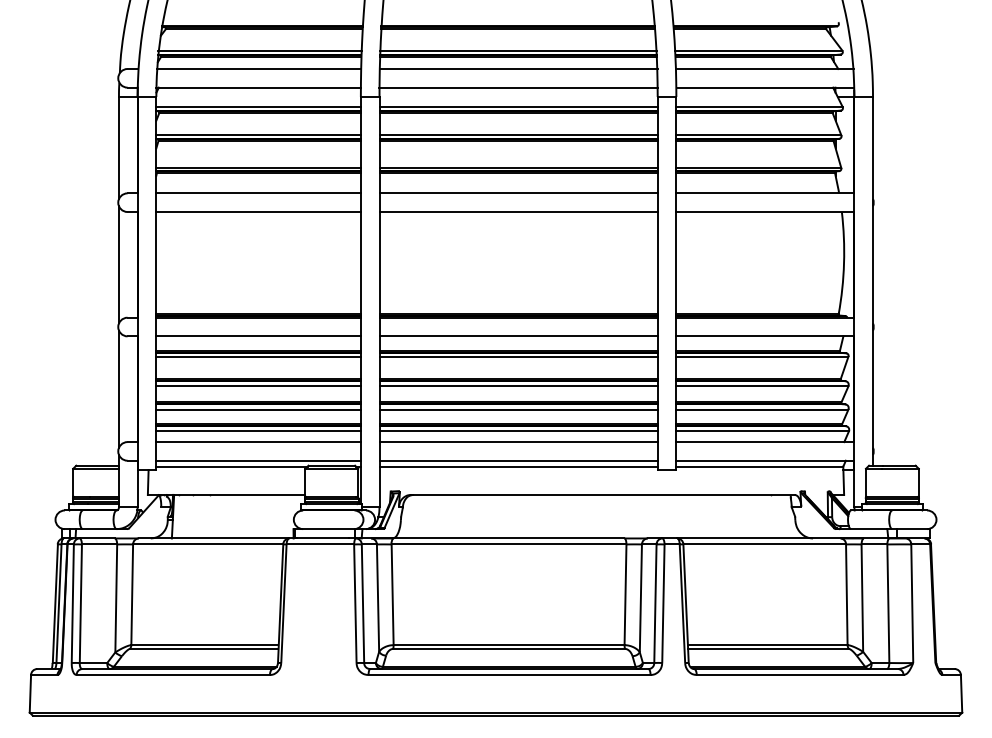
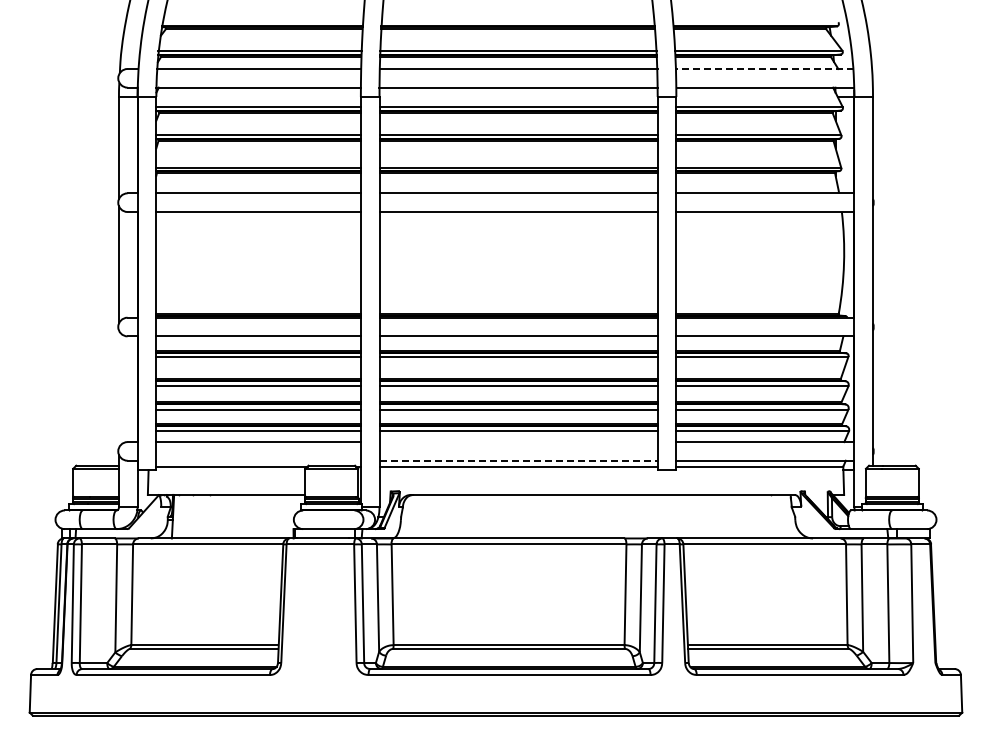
line: solid -> dashed (764, 69)
line: present -> none (118, 388)
line: present -> none (518, 442)
line: present -> none (258, 460)
line: solid -> dashed (519, 460)
